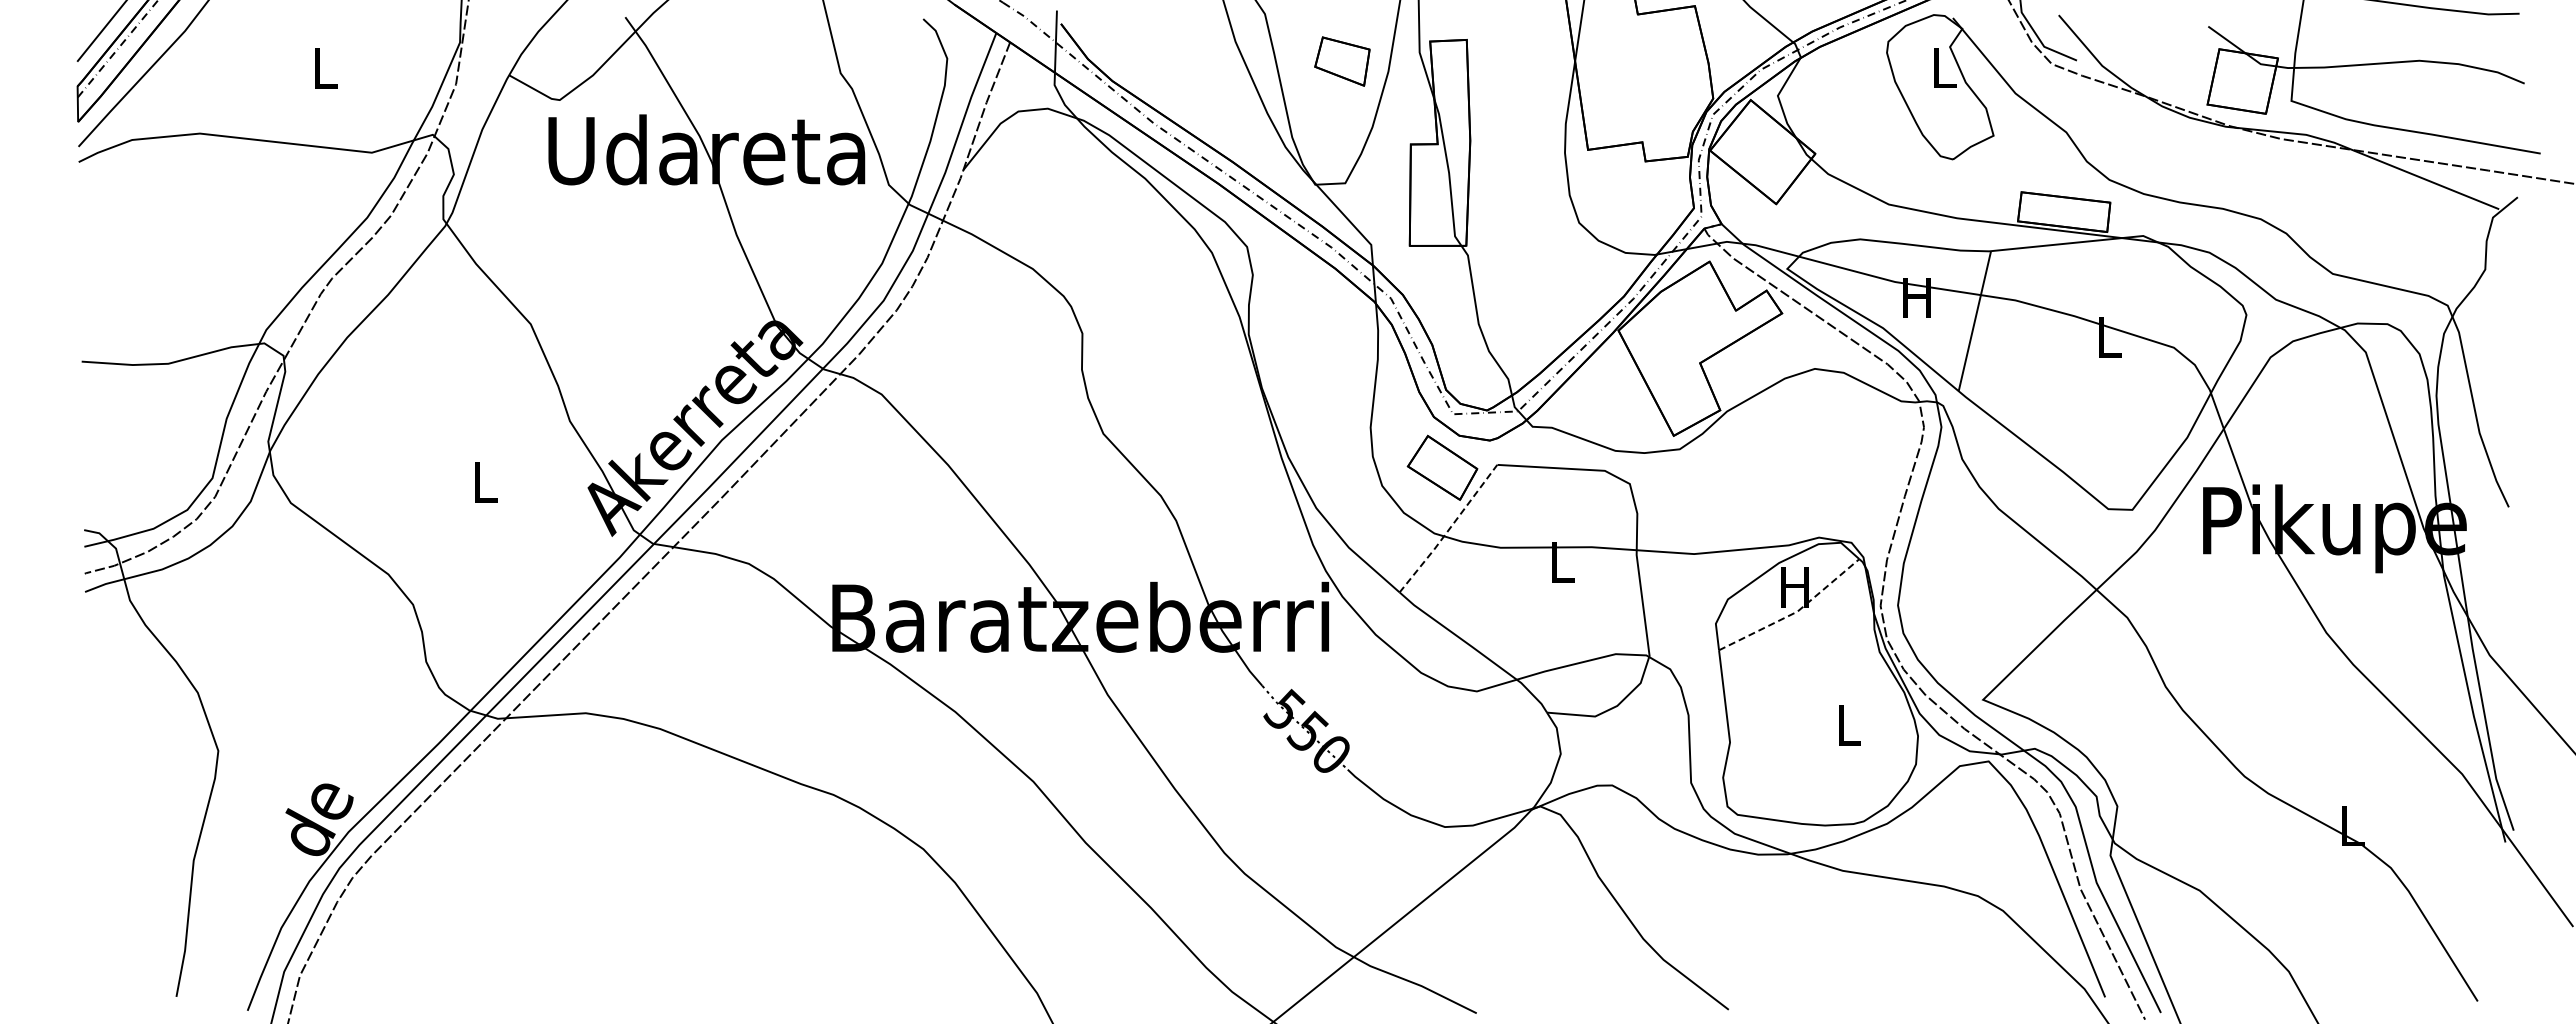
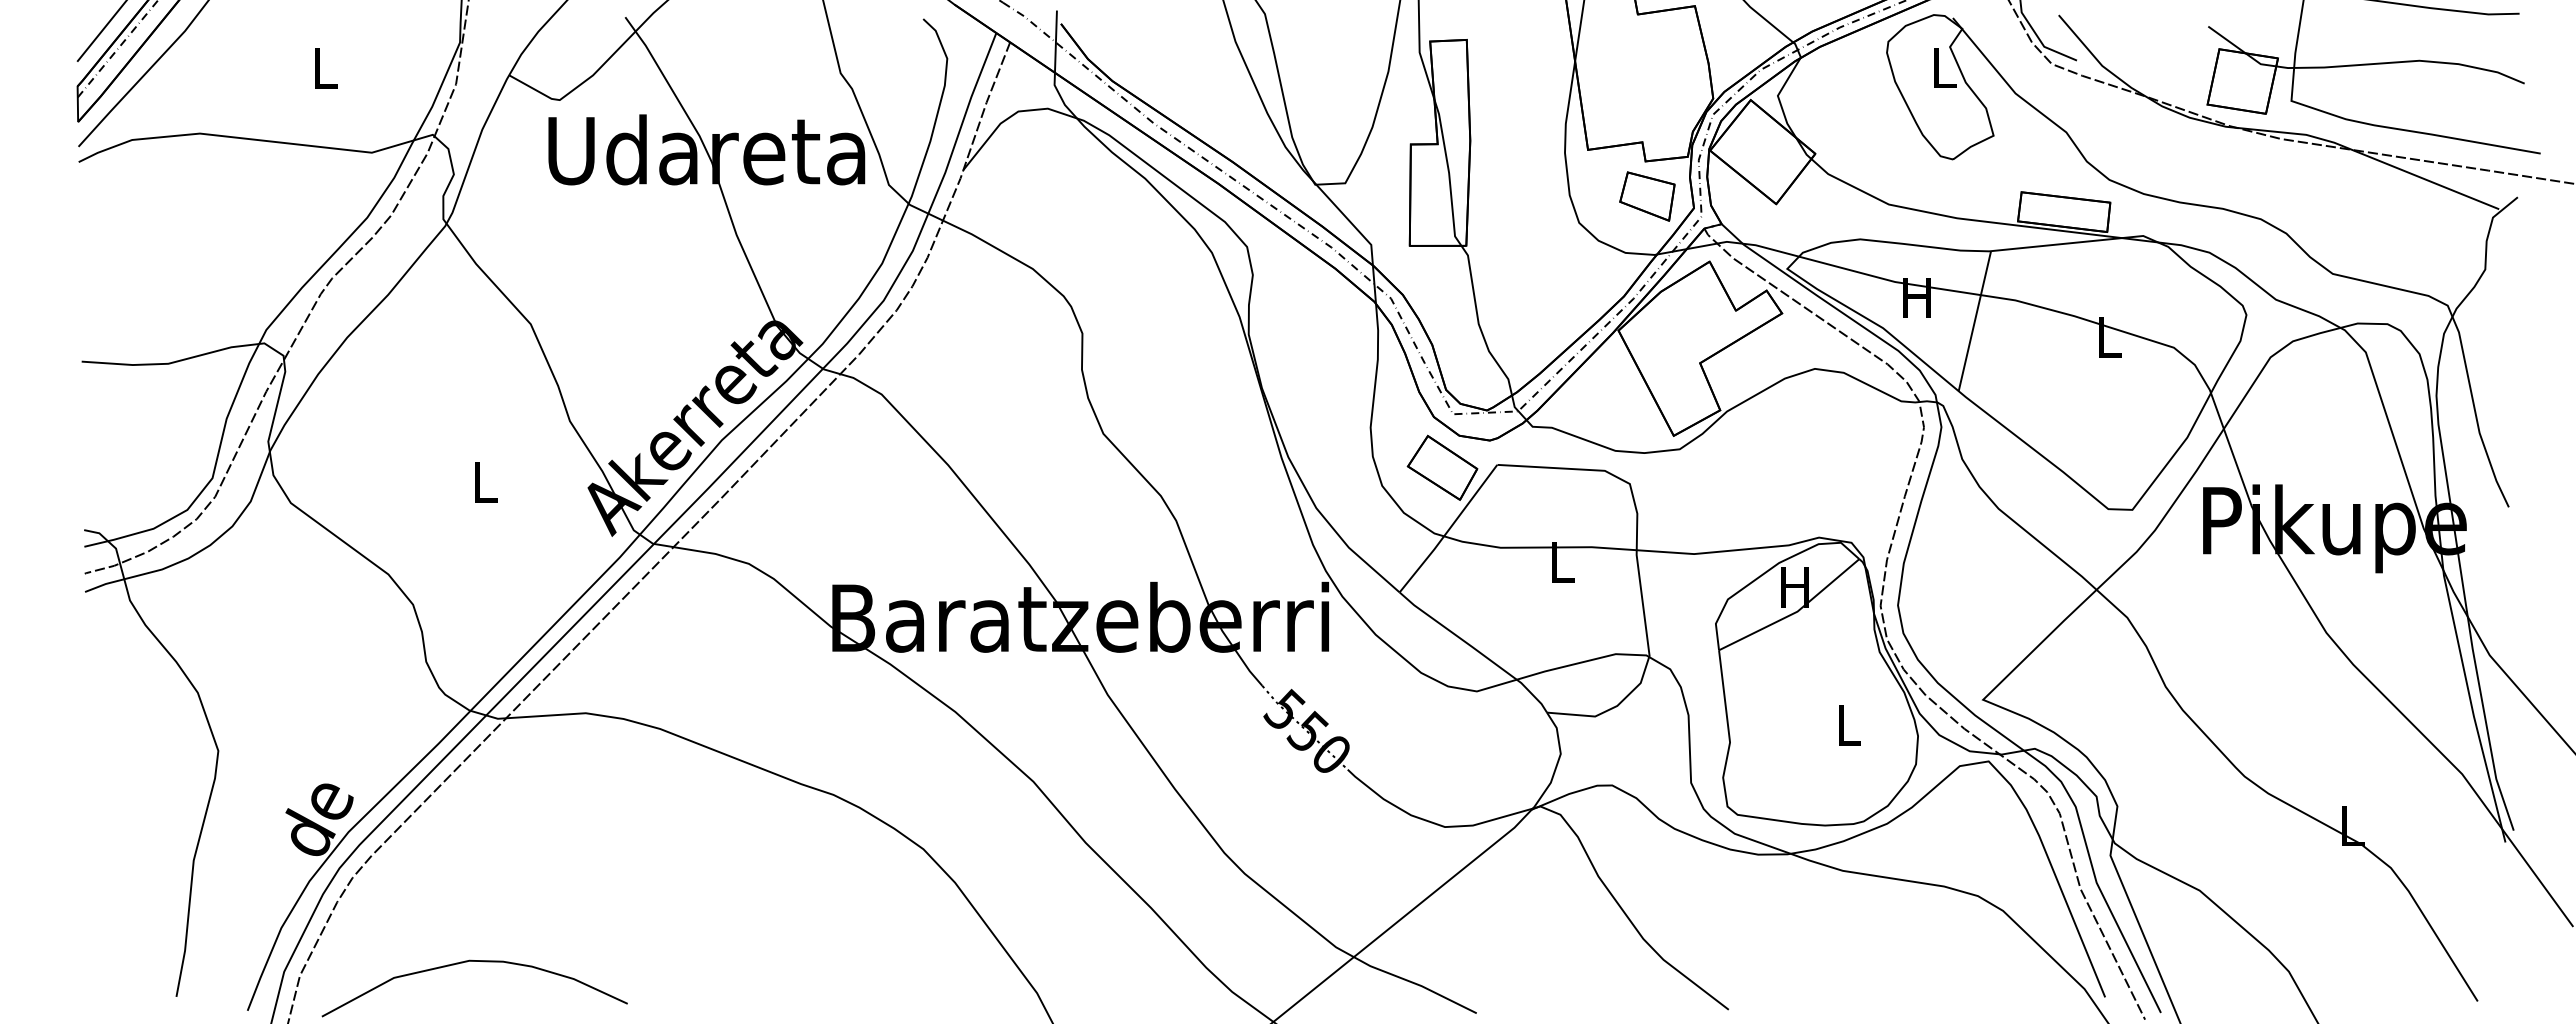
part position: (1342, 61) -> (1647, 196) (1647, 196)
line: dashed -> solid (1449, 529)
line: dashed -> solid (1795, 612)
curve: none -> present (467, 962)
